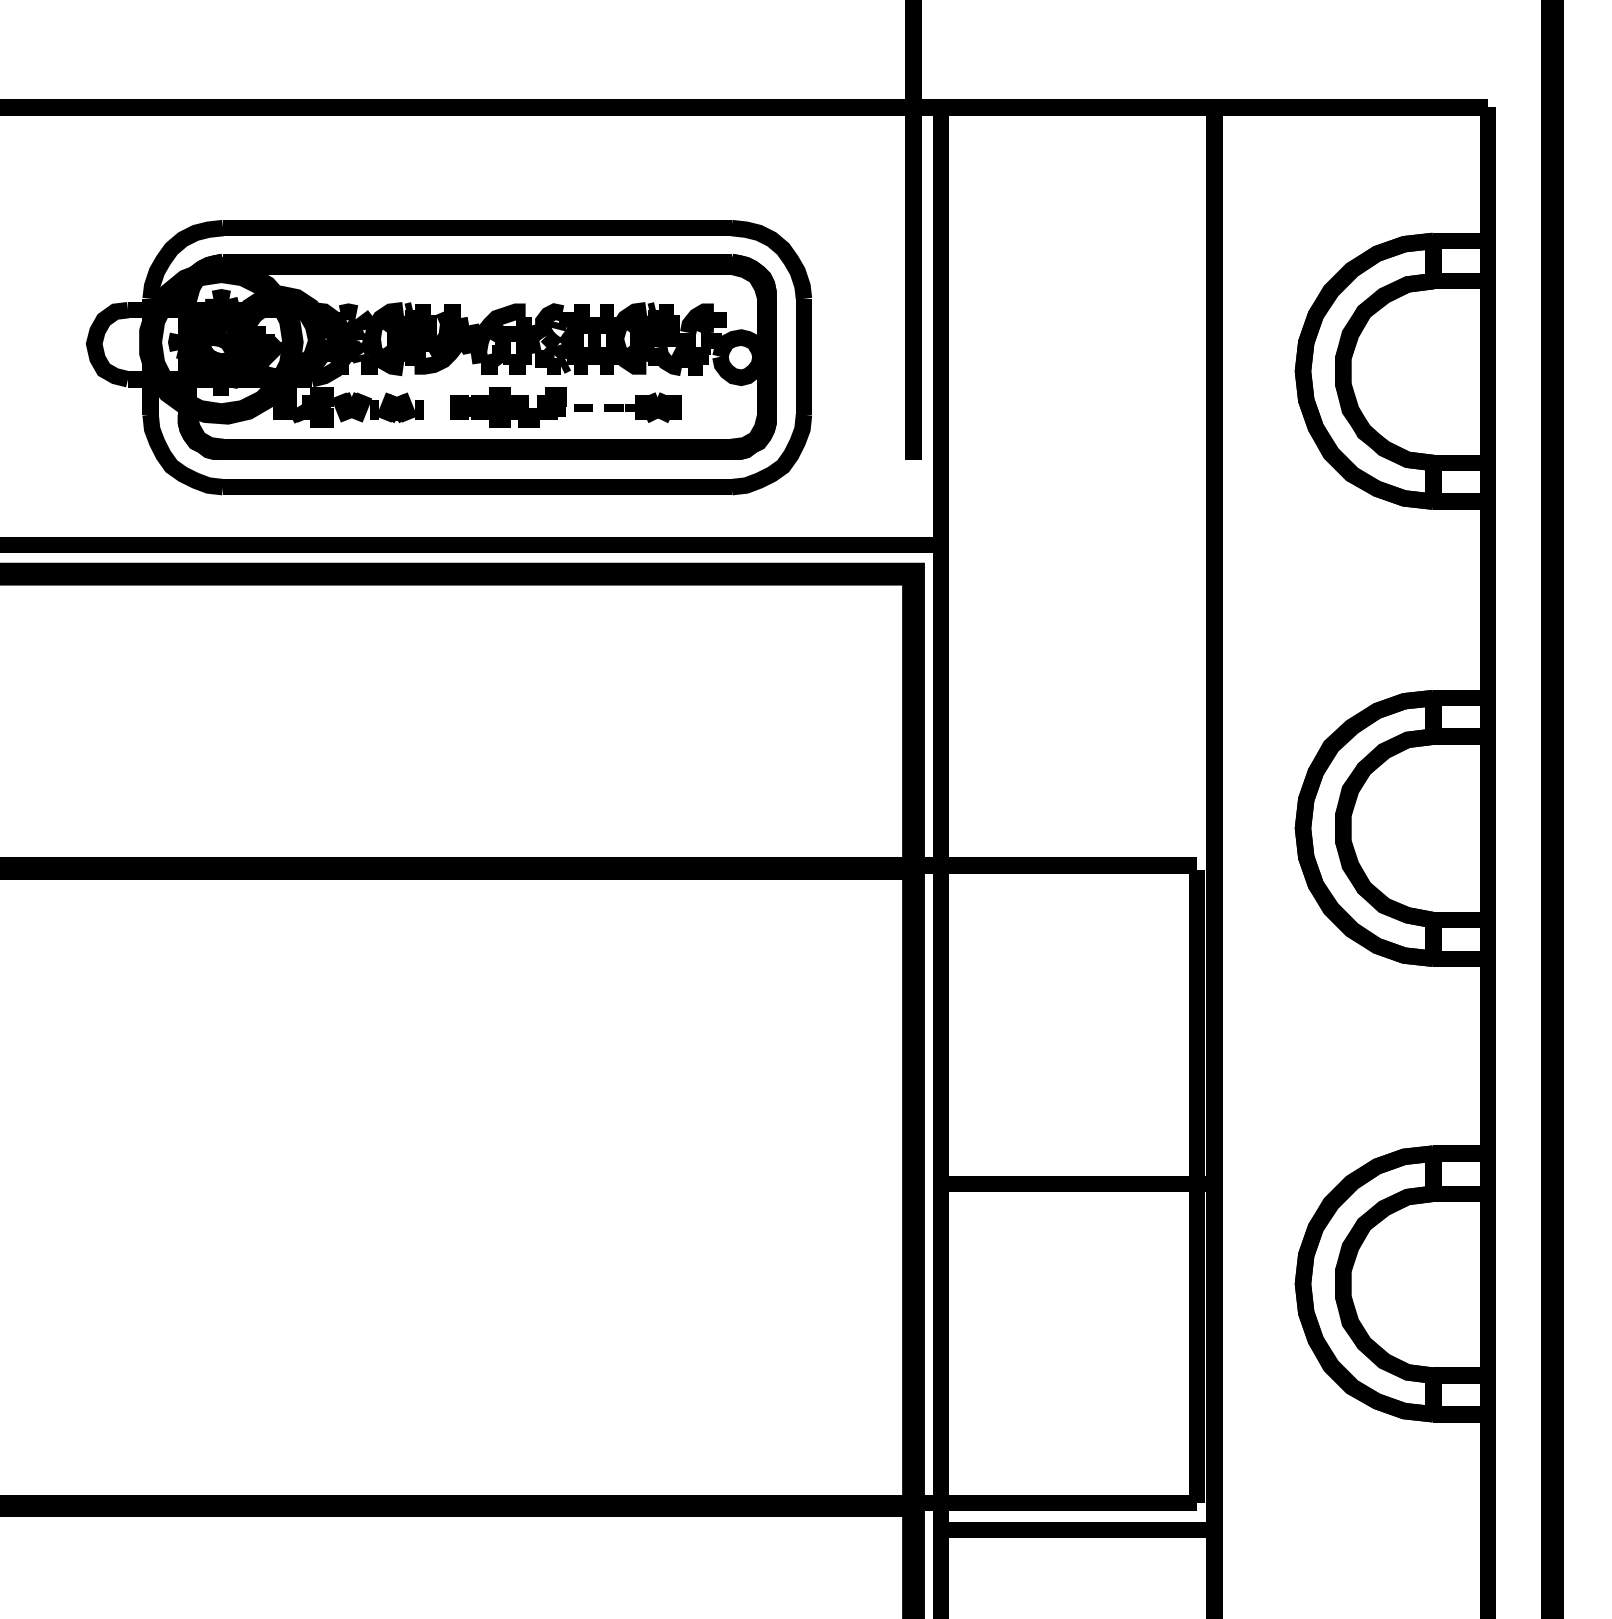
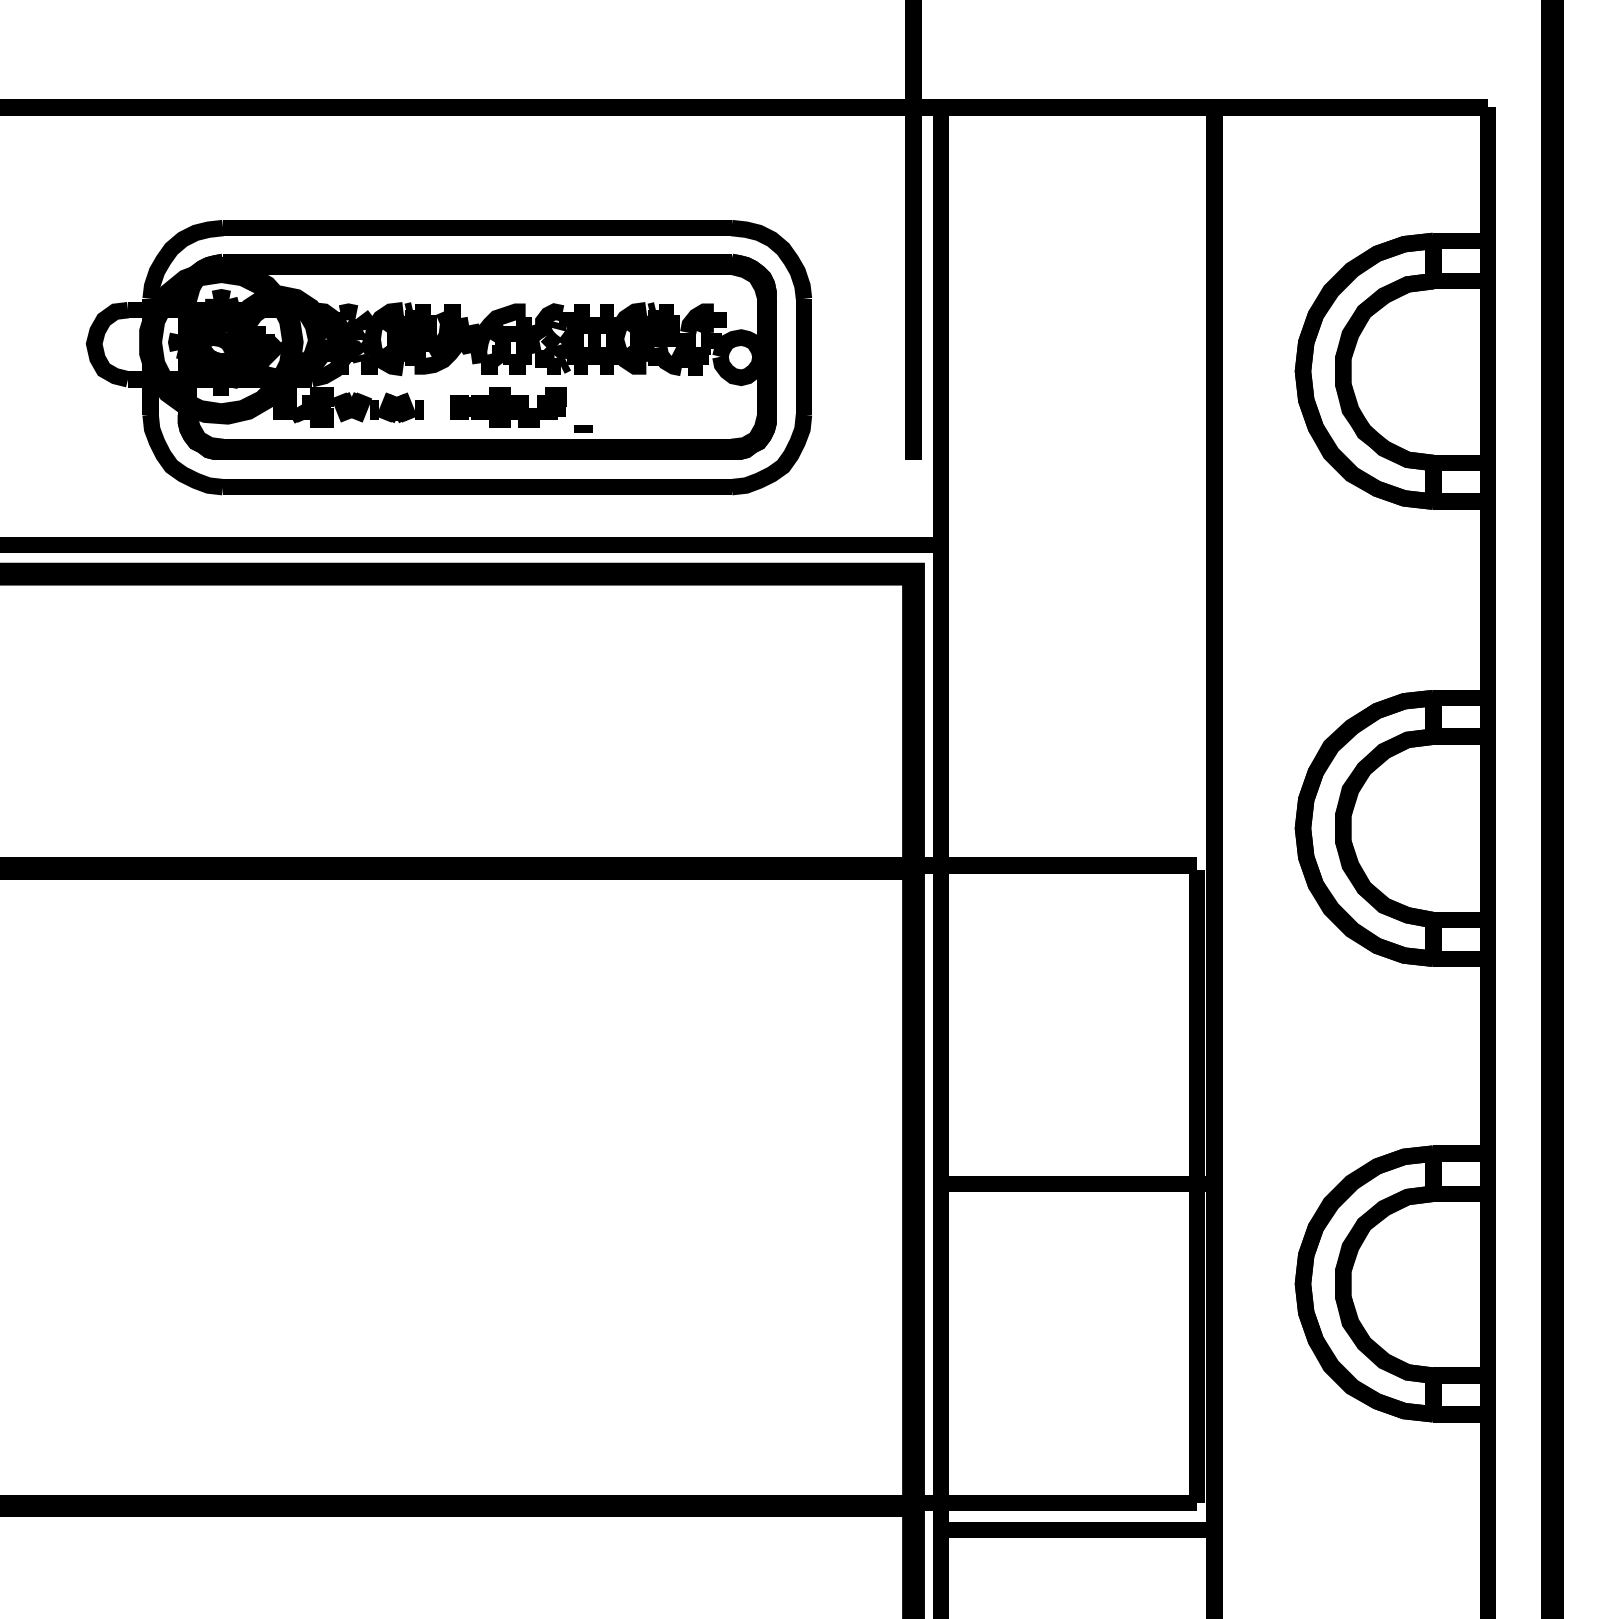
part position: (583, 407) -> (583, 428) (583, 428)
part: present -> none (642, 407)
